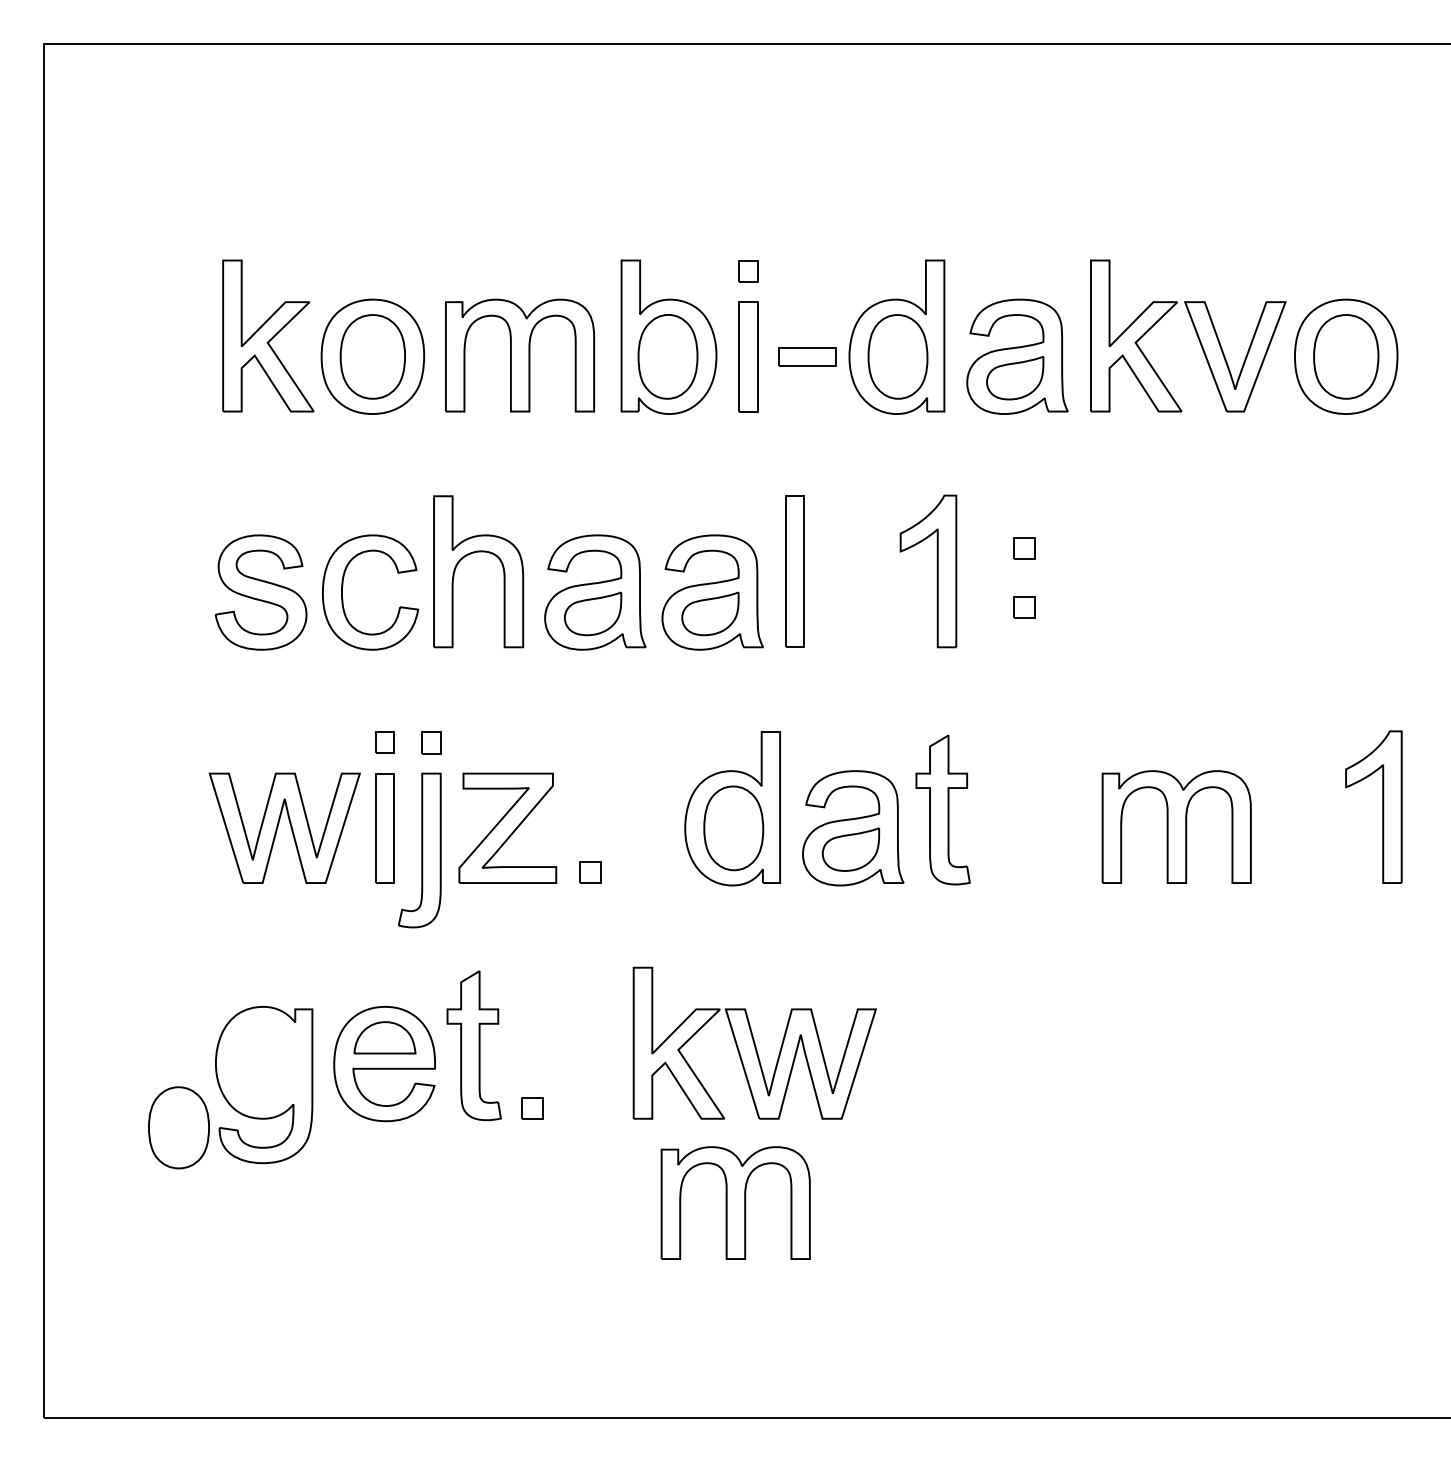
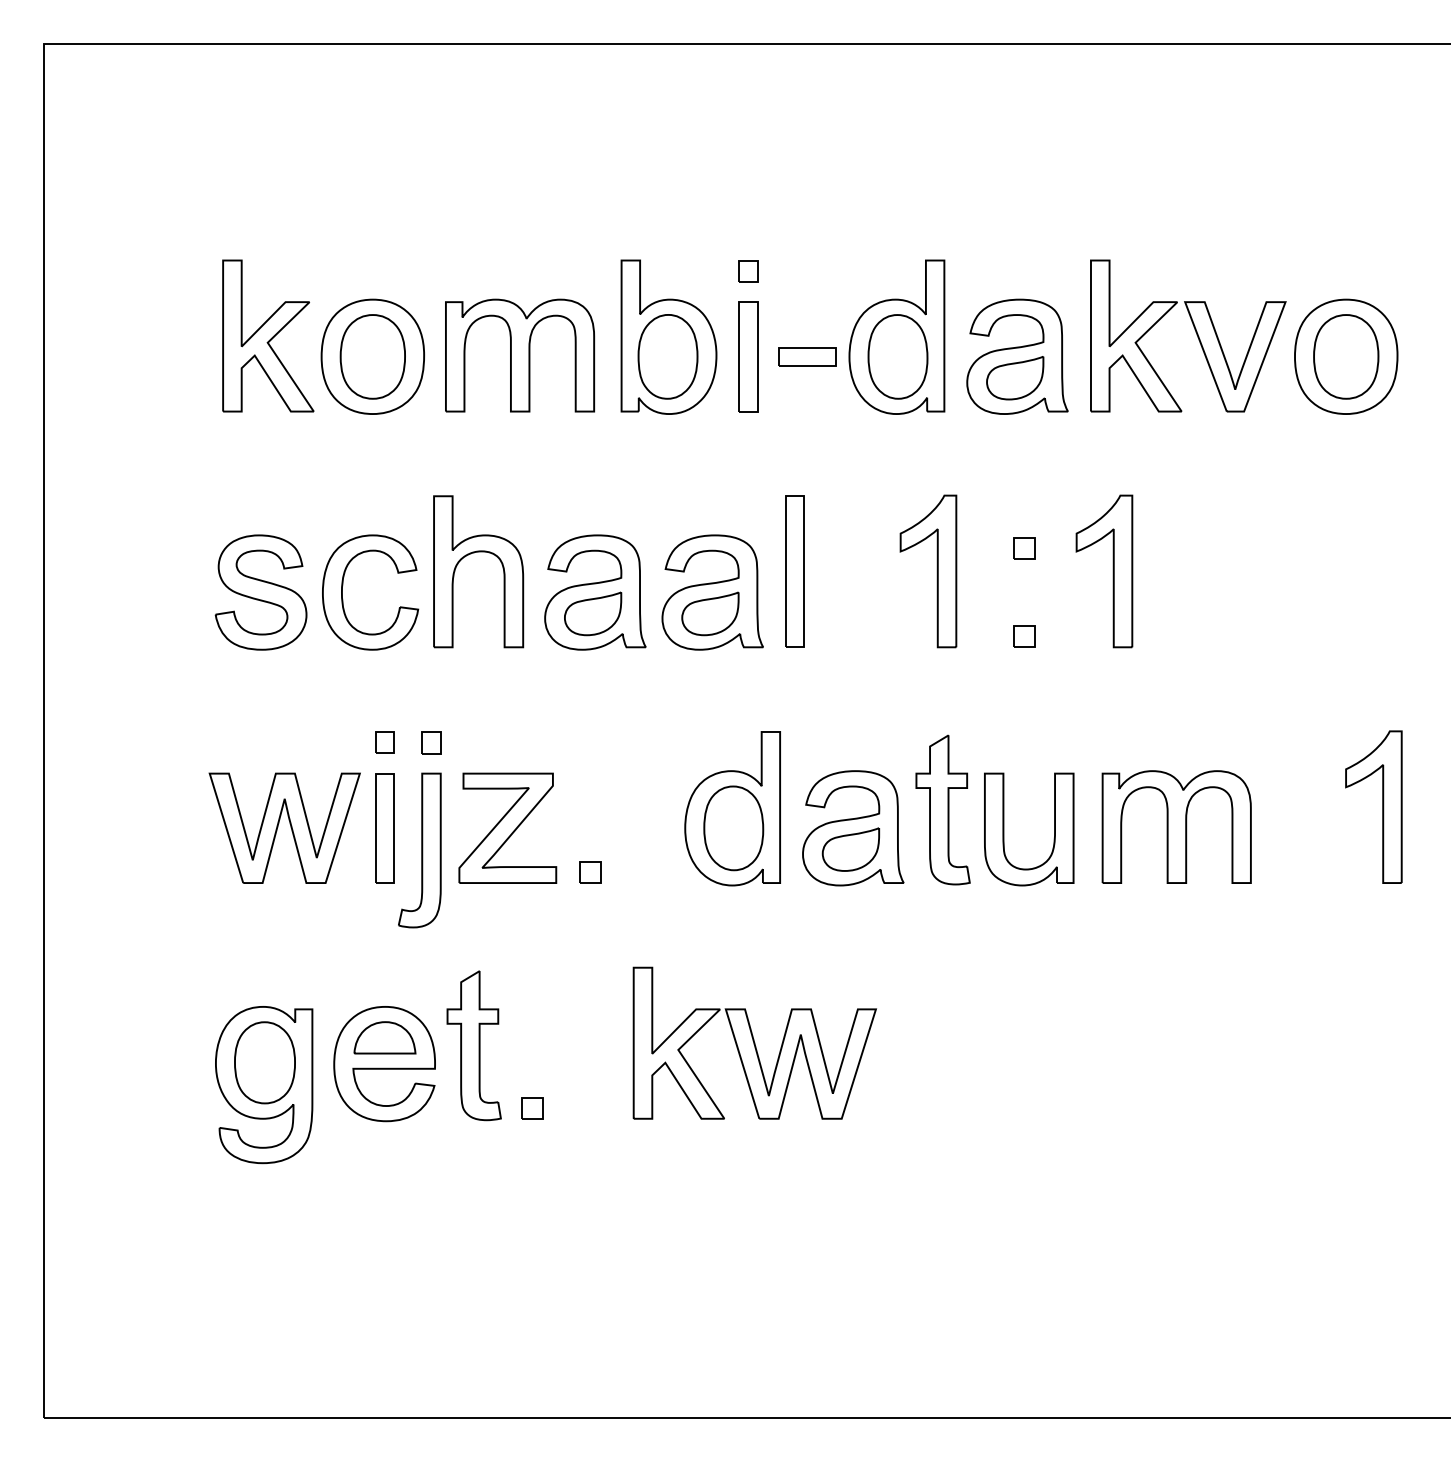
part: none -> present (1112, 571)
part position: (1024, 607) -> (1024, 636) (1024, 636)
part: none -> present (1004, 829)
part position: (178, 1127) -> (264, 1062) (264, 1062)
part: present -> none (735, 1202)
